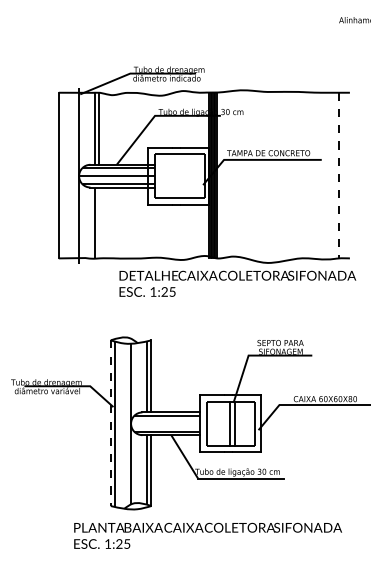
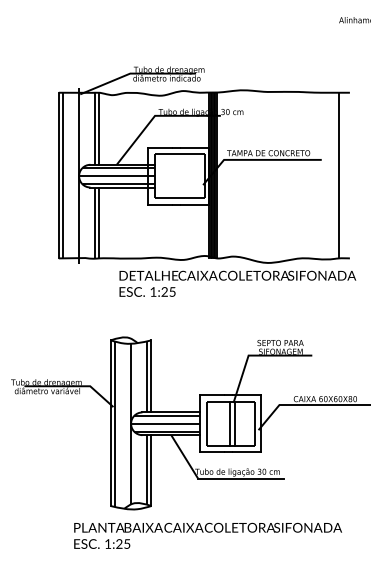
line: none -> present (62, 175)
line: dashed -> solid (338, 175)
line: none -> present (99, 222)
line: dashed -> solid (110, 423)
line: none -> present (165, 423)
